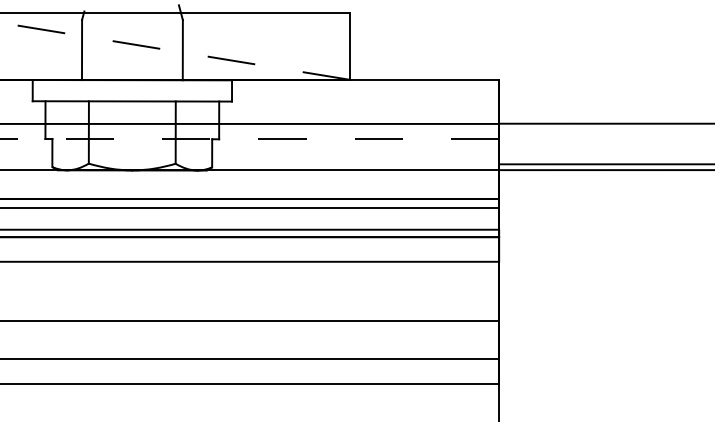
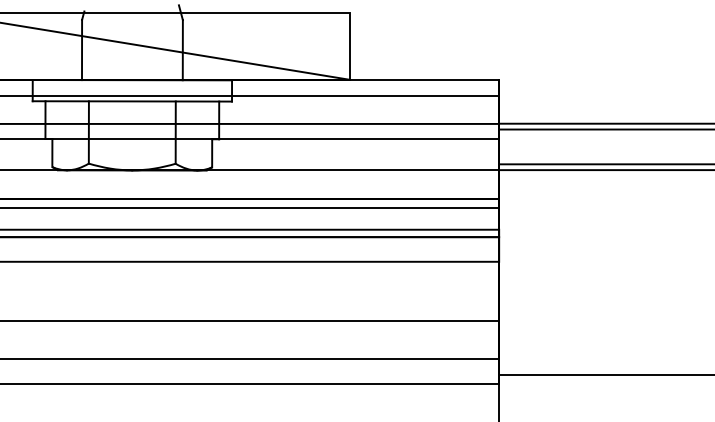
line: dashed -> solid (175, 51)
line: none -> present (250, 95)
line: none -> present (605, 129)
line: dashed -> solid (249, 139)
line: none -> present (605, 374)
